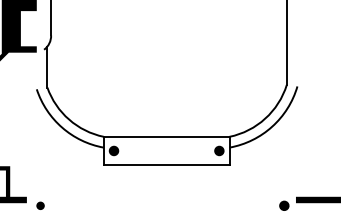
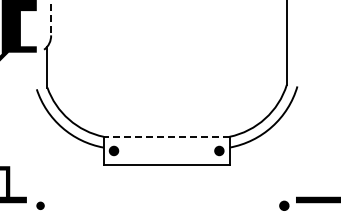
line: solid -> dashed (51, 18)
line: solid -> dashed (166, 136)
